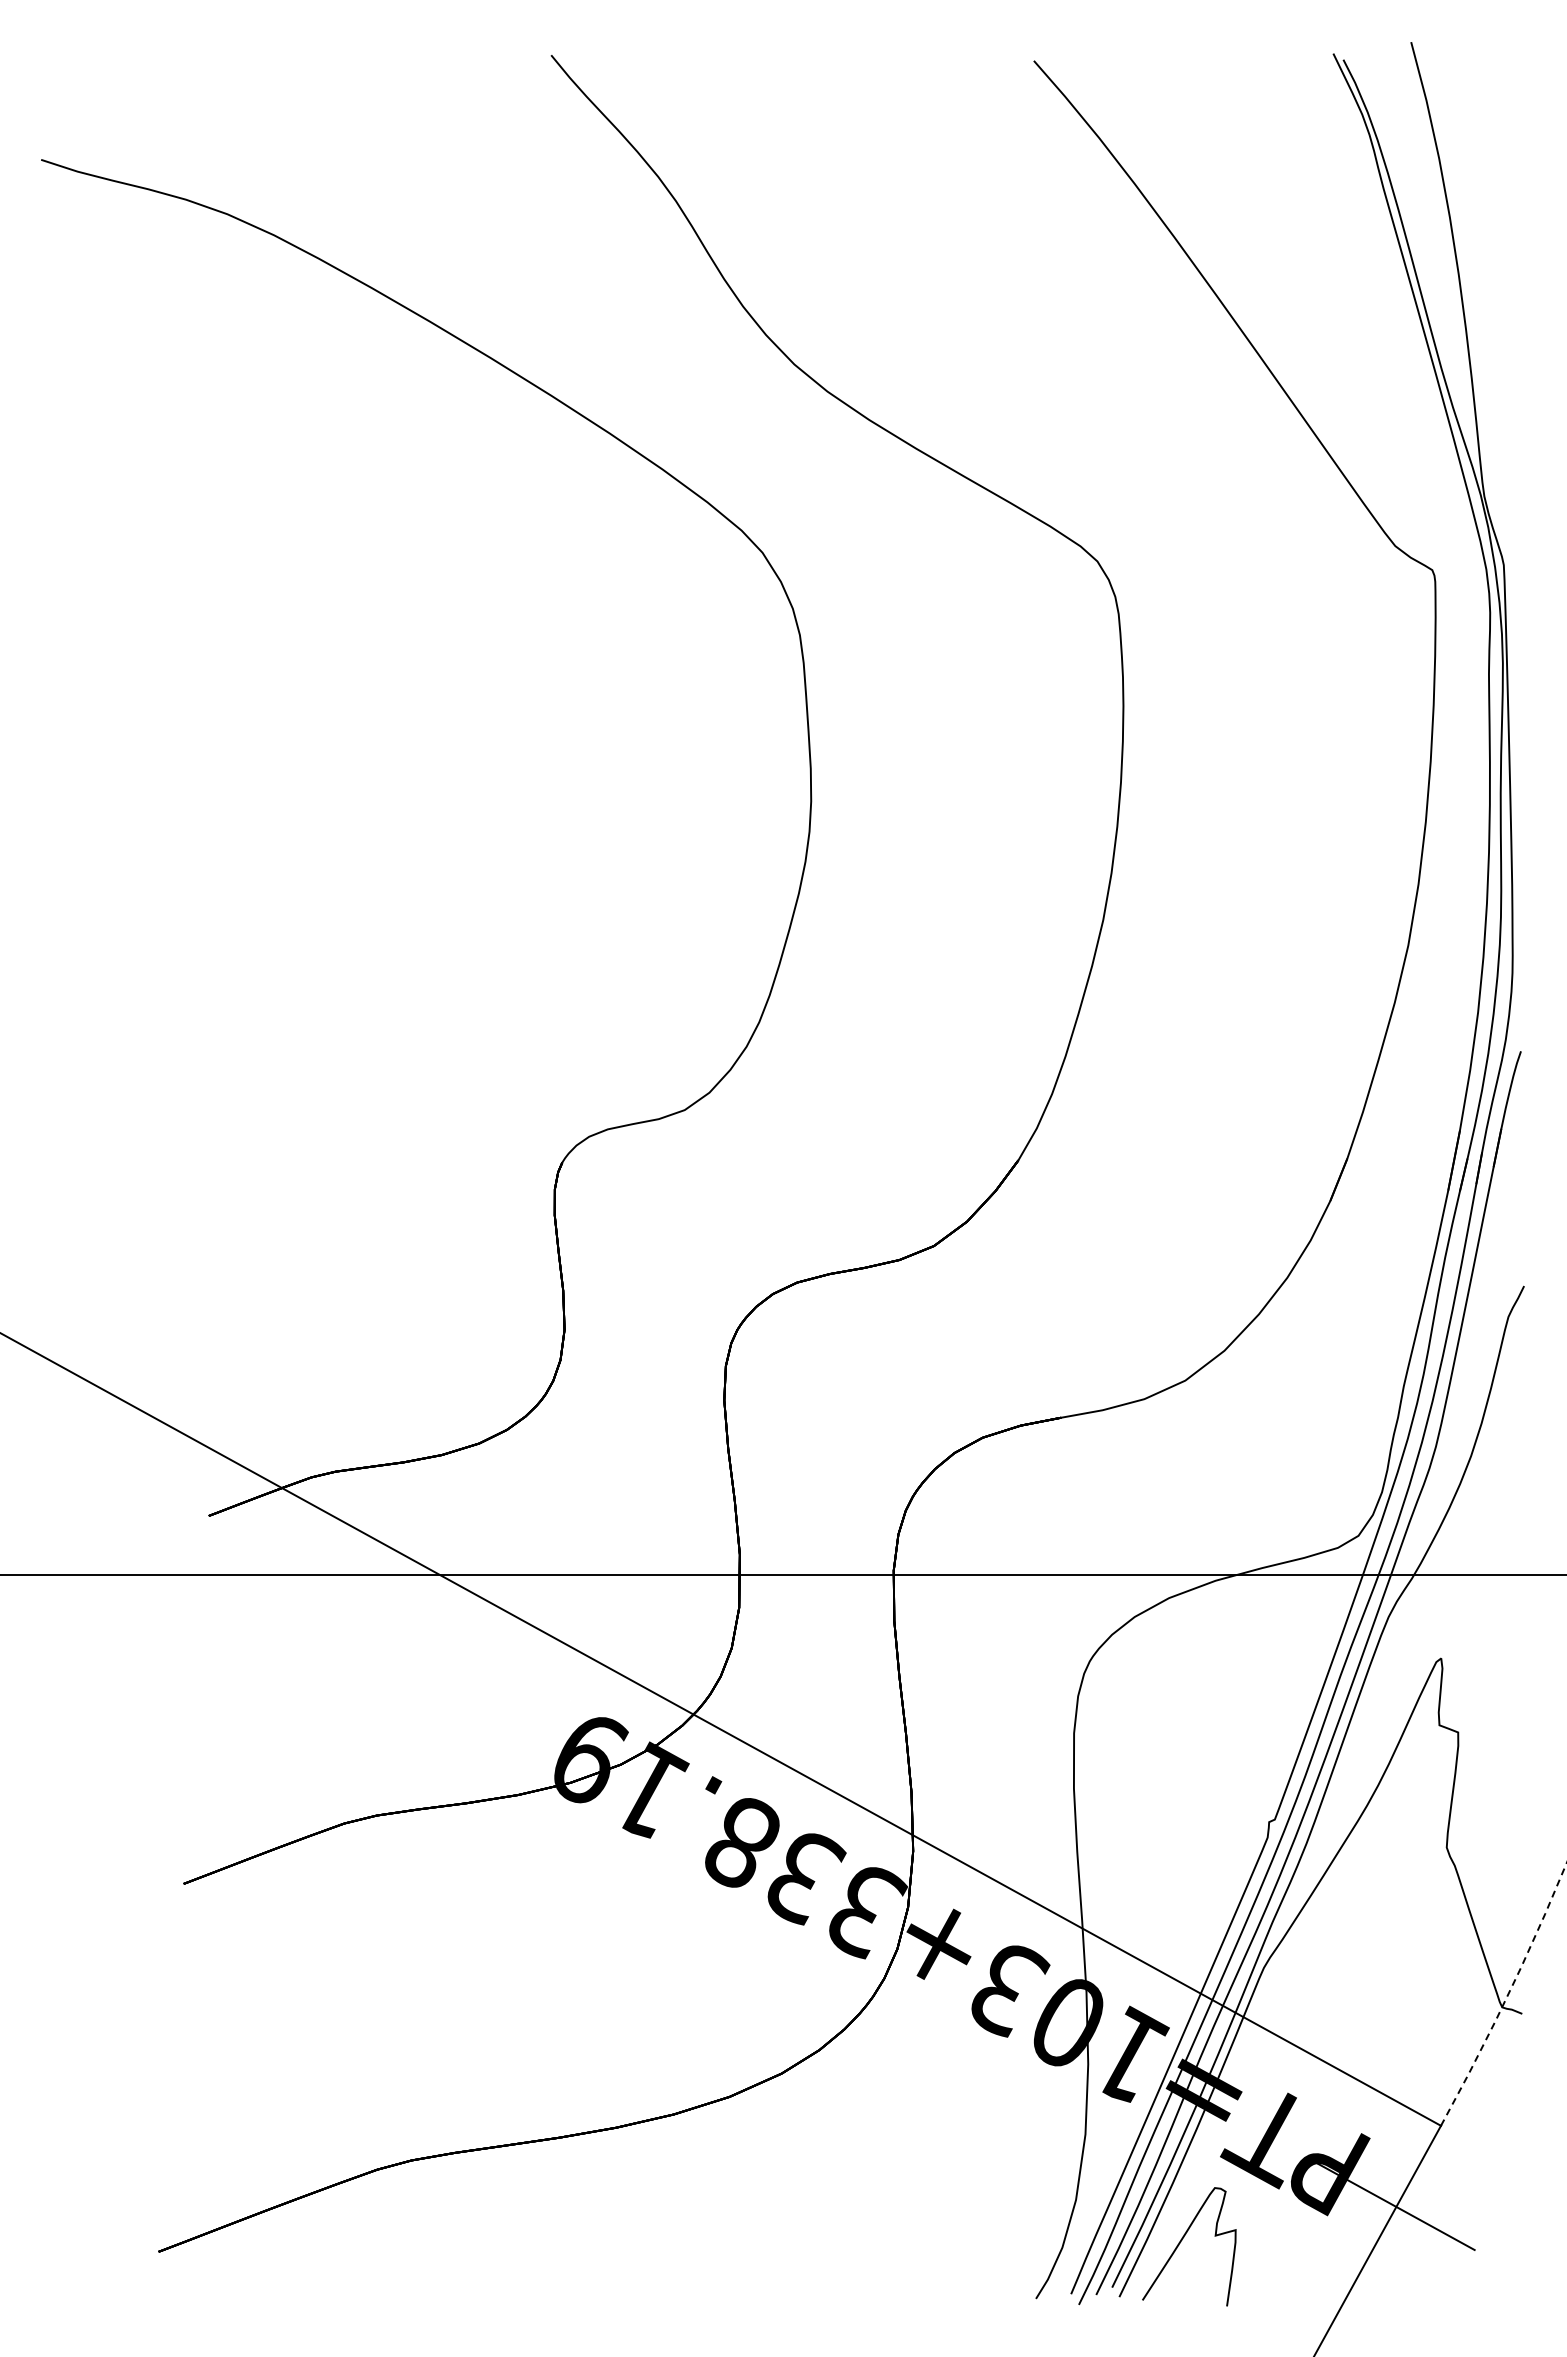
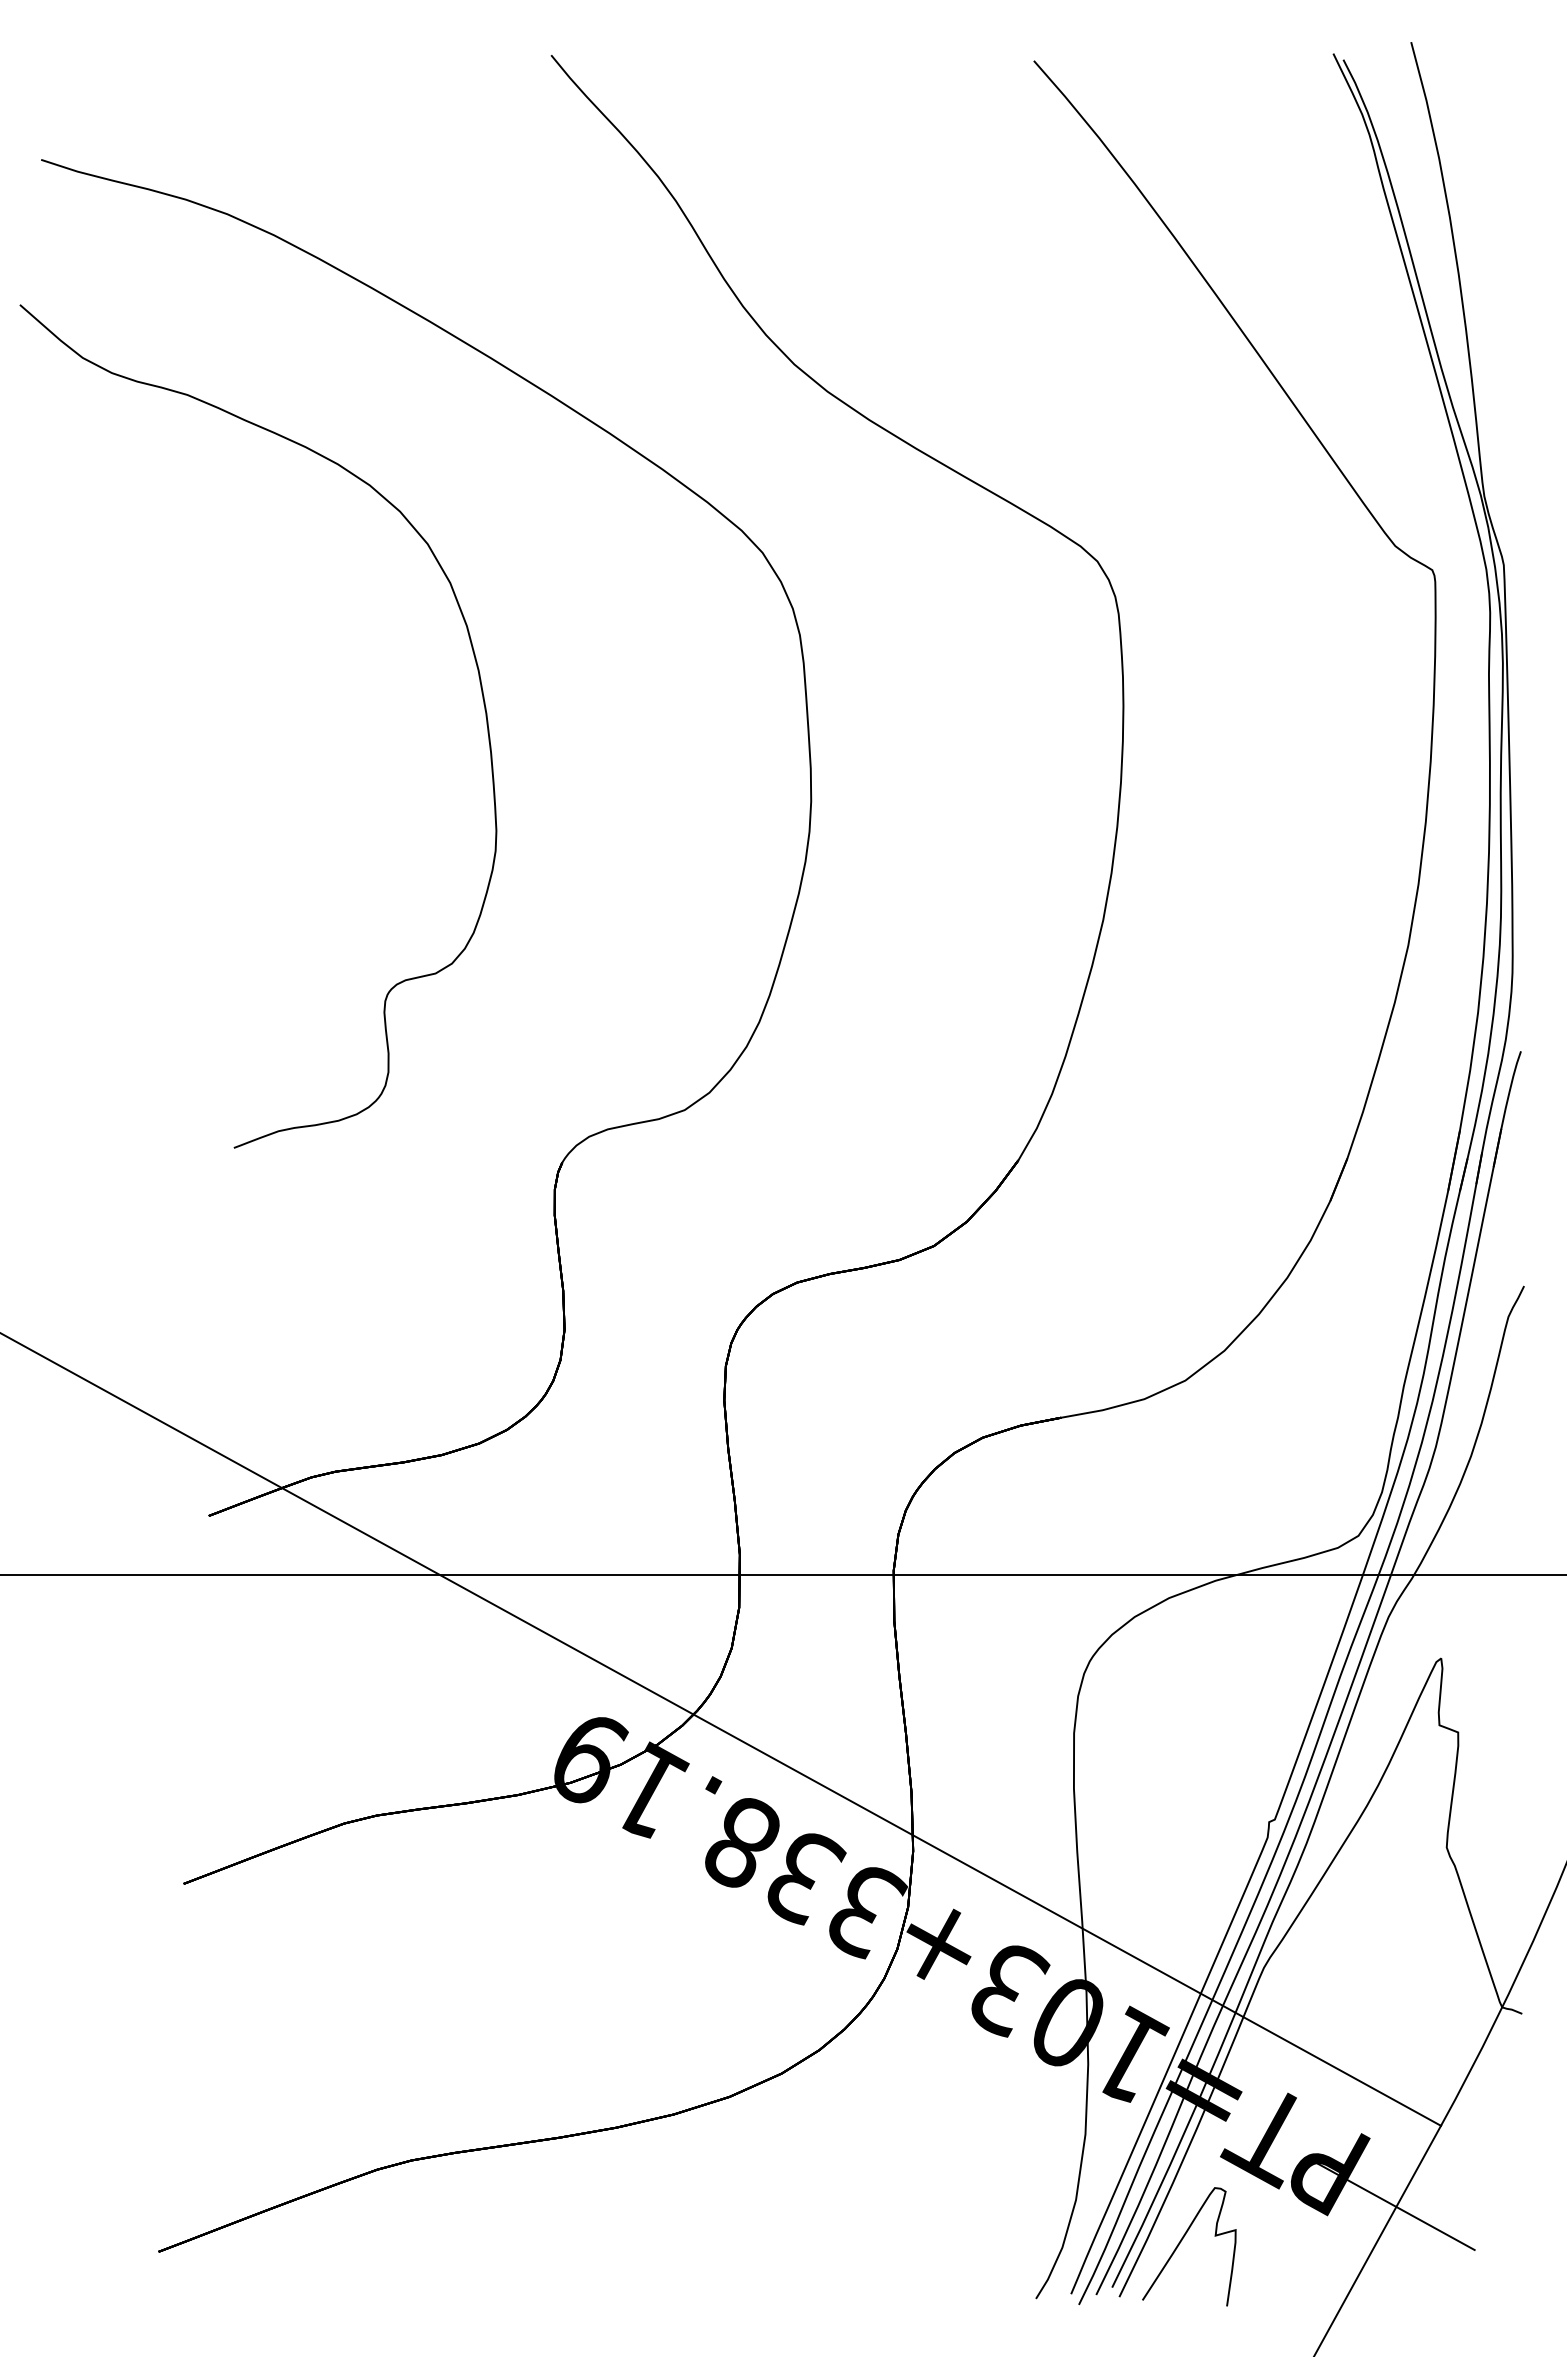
part: none -> present (479, 682)
arc: dashed -> solid (1508, 1994)
